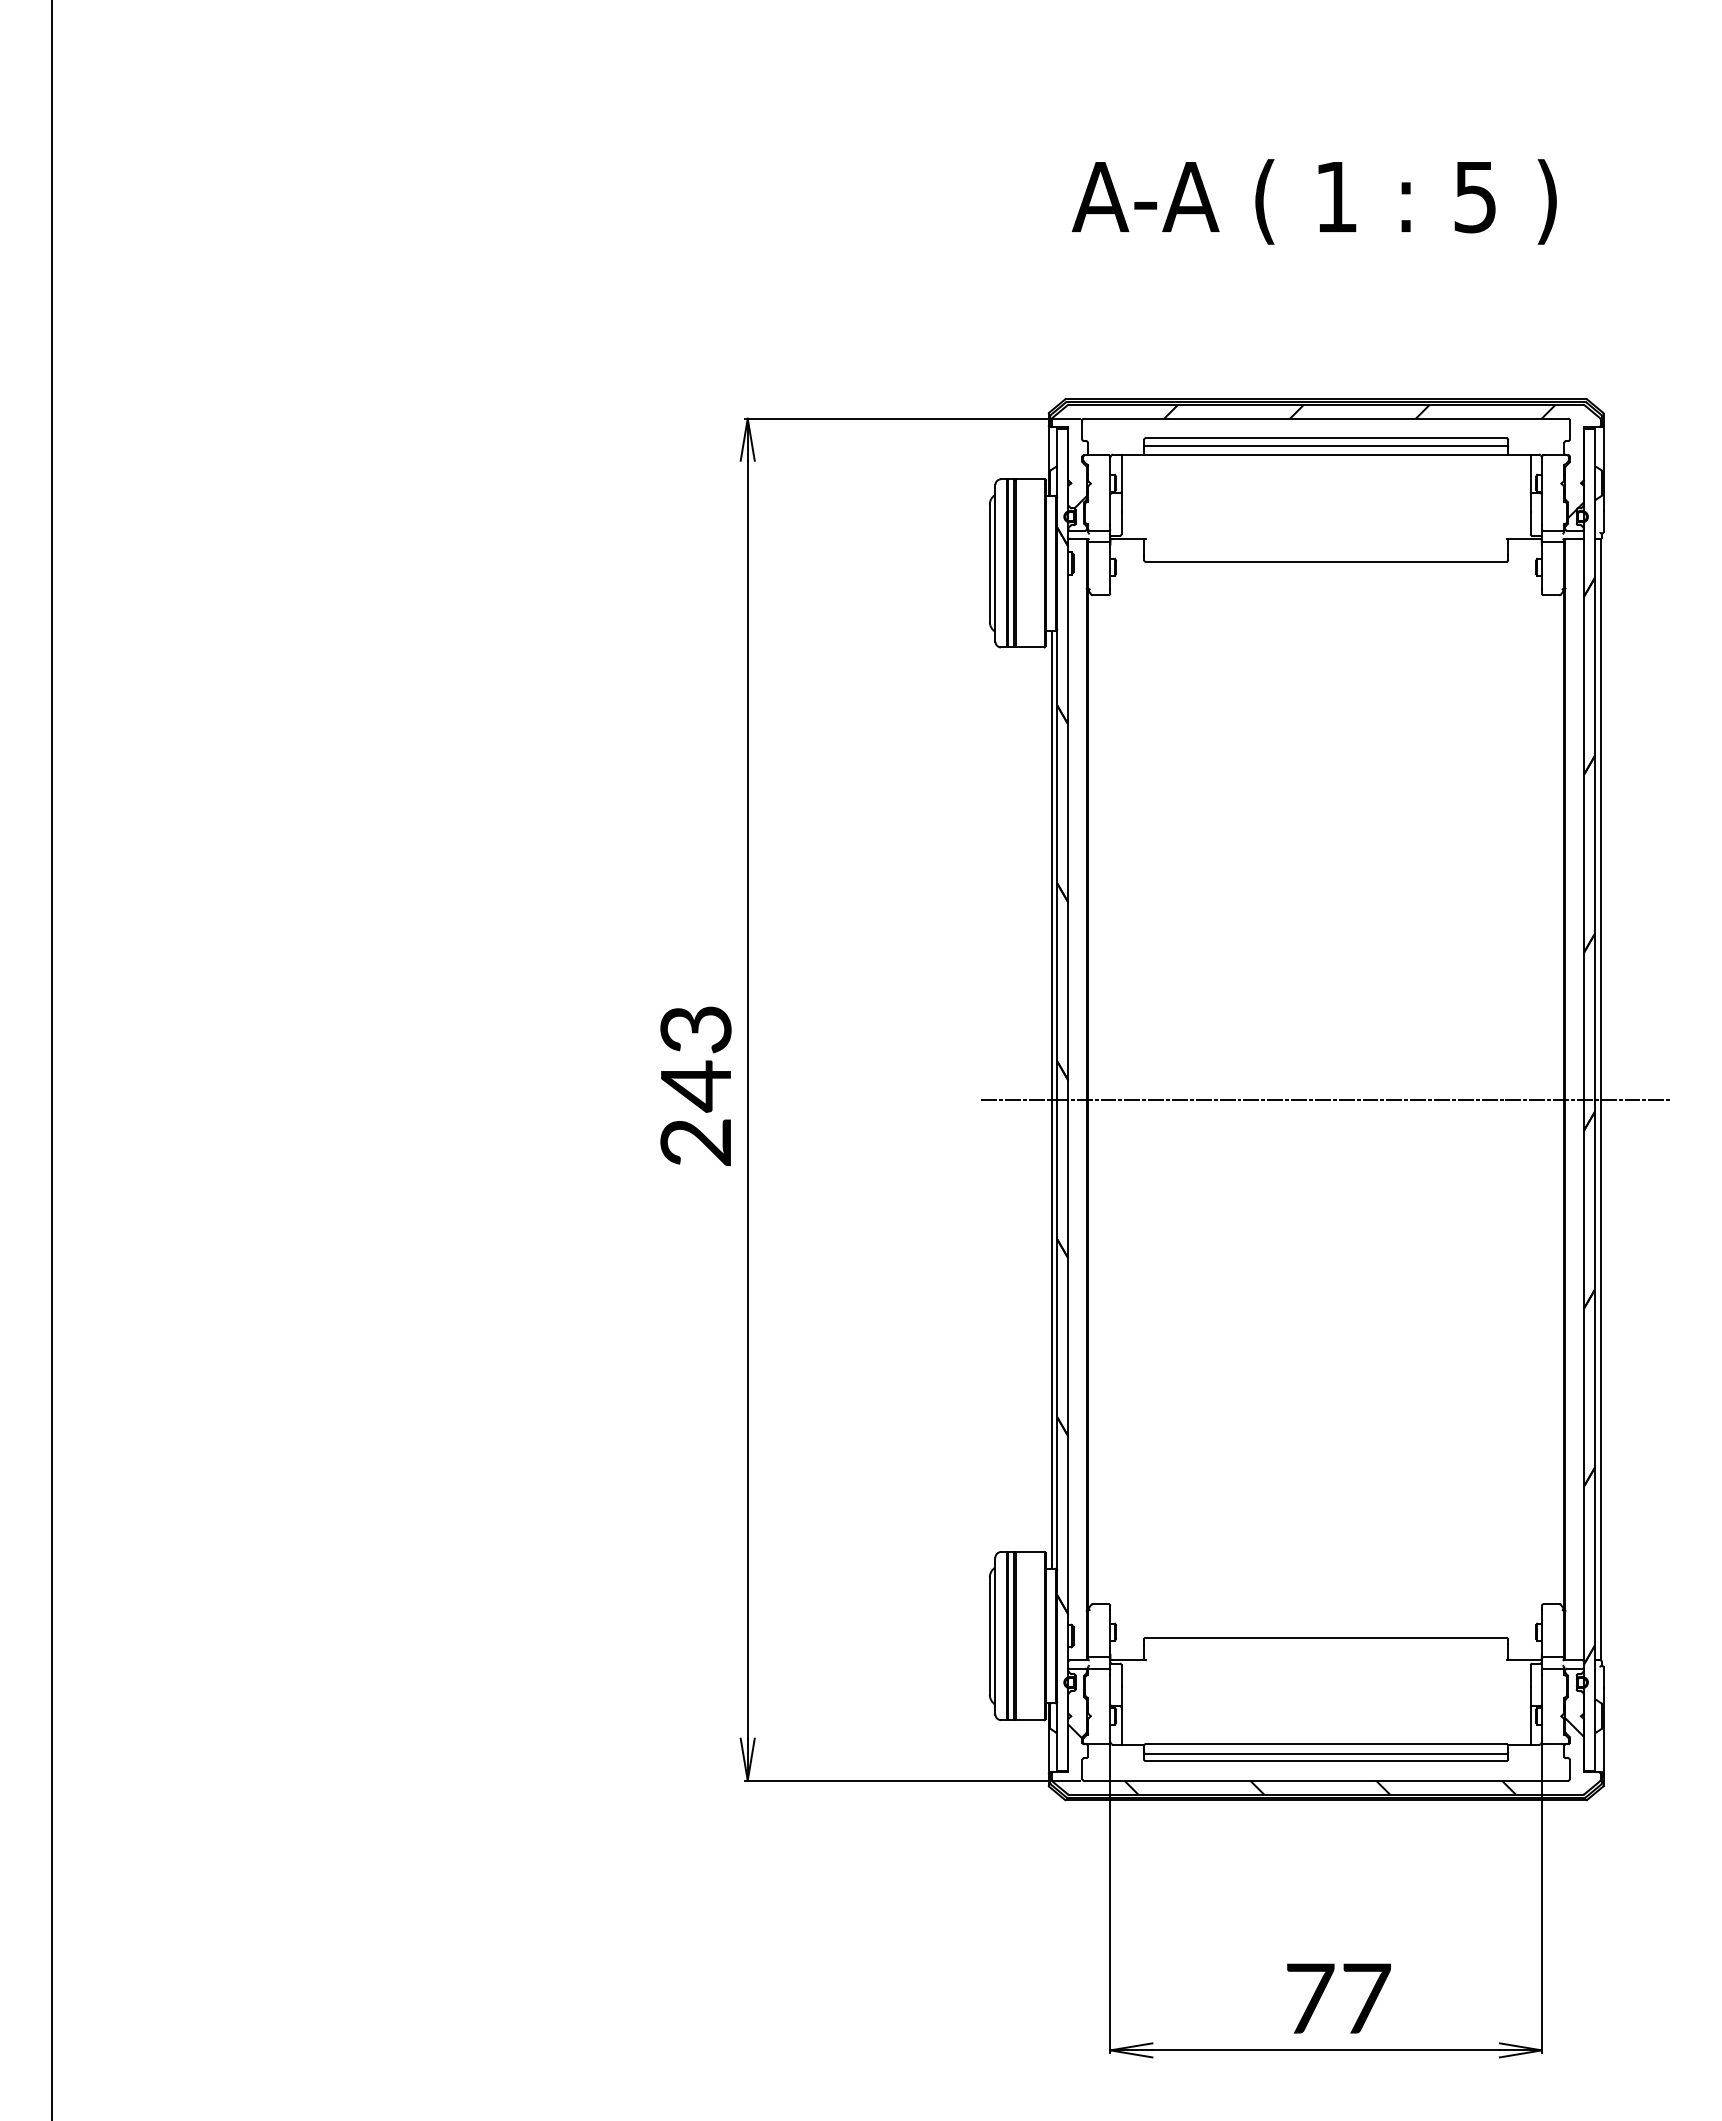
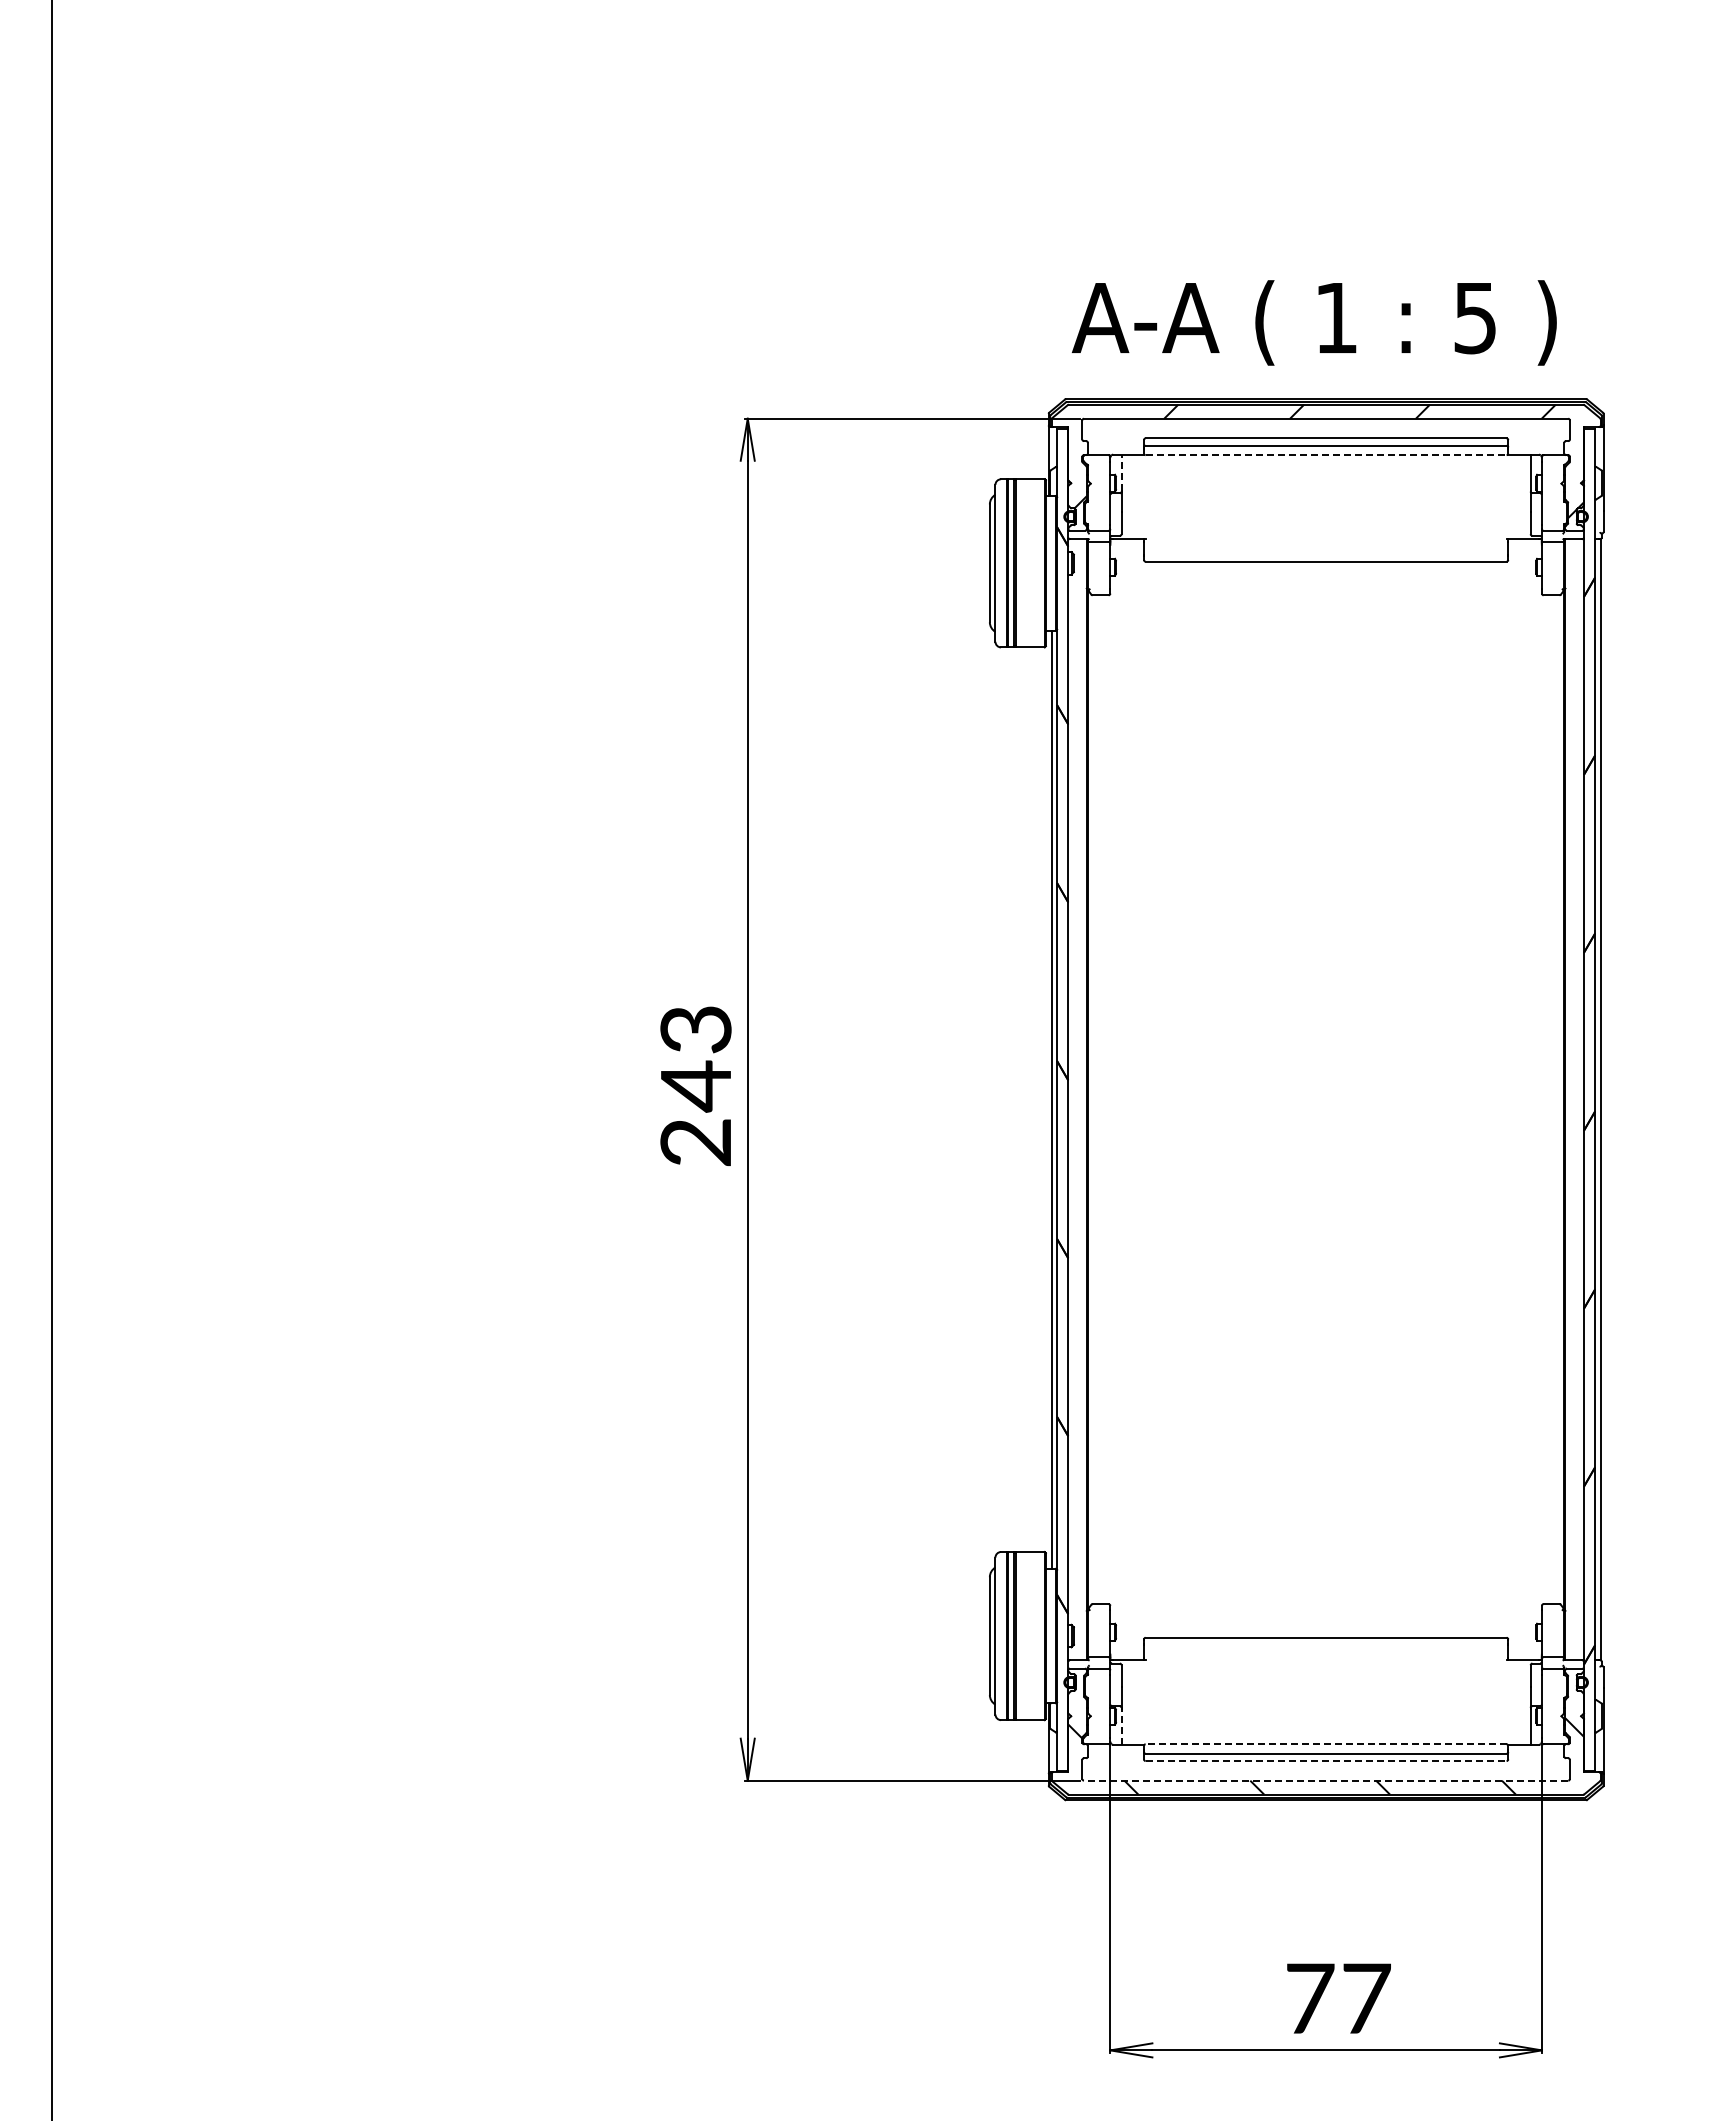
text position: (1313, 201) -> (1313, 322) (1313, 322)
line: solid -> dashed (1326, 455)
line: solid -> dashed (1121, 472)
line: present -> none (1325, 1099)
line: solid -> dashed (1121, 1726)
line: solid -> dashed (1325, 1744)
line: solid -> dashed (1326, 1761)
line: solid -> dashed (1325, 1780)
